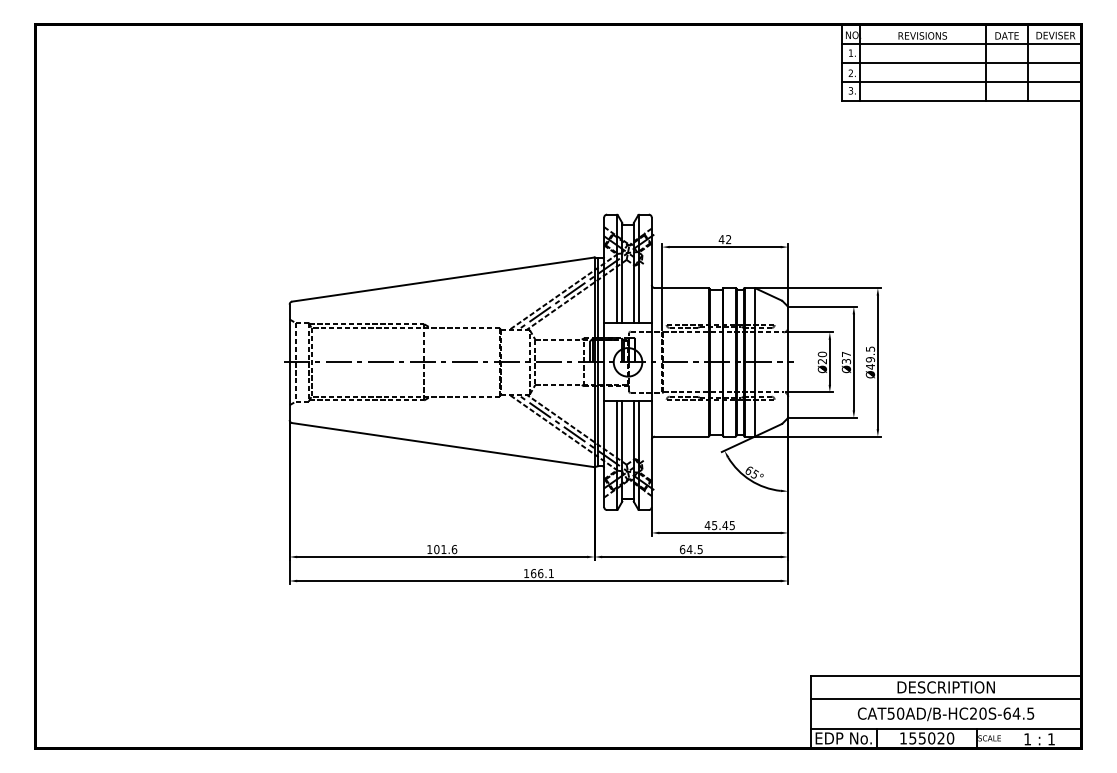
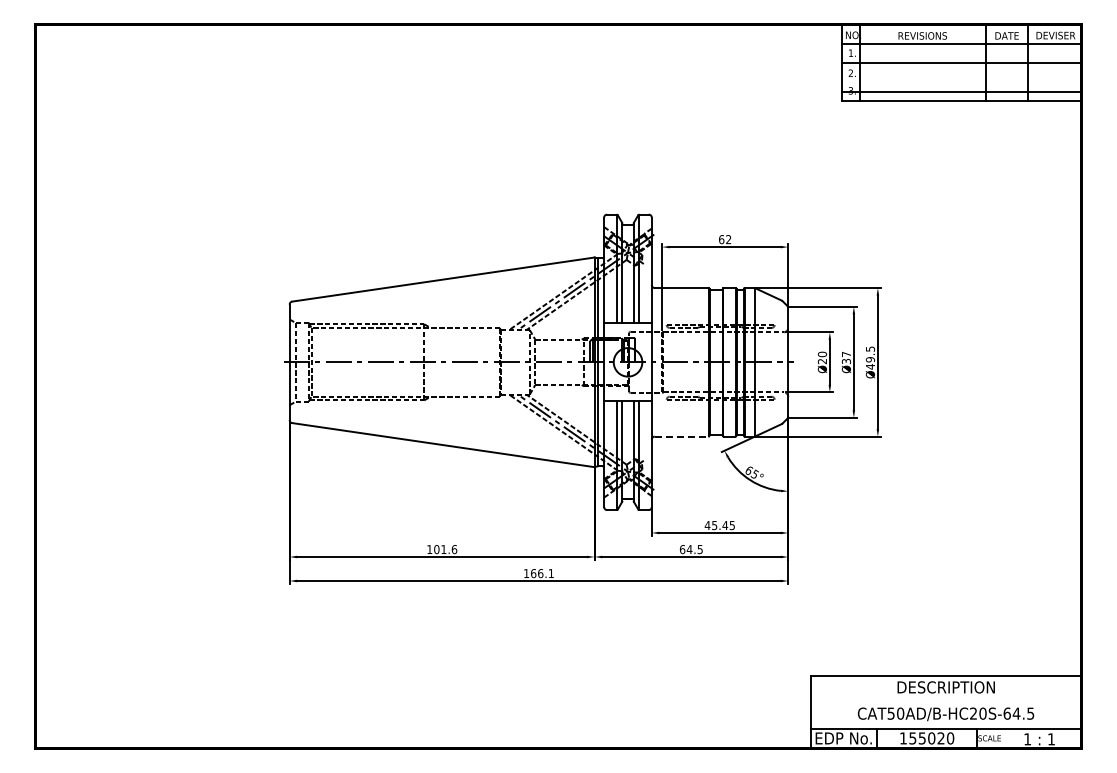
line position: (961, 82) -> (961, 92) (961, 92)
text: 42 -> 62 (721, 239)
line: solid -> dashed (681, 436)
line: present -> none (945, 698)
